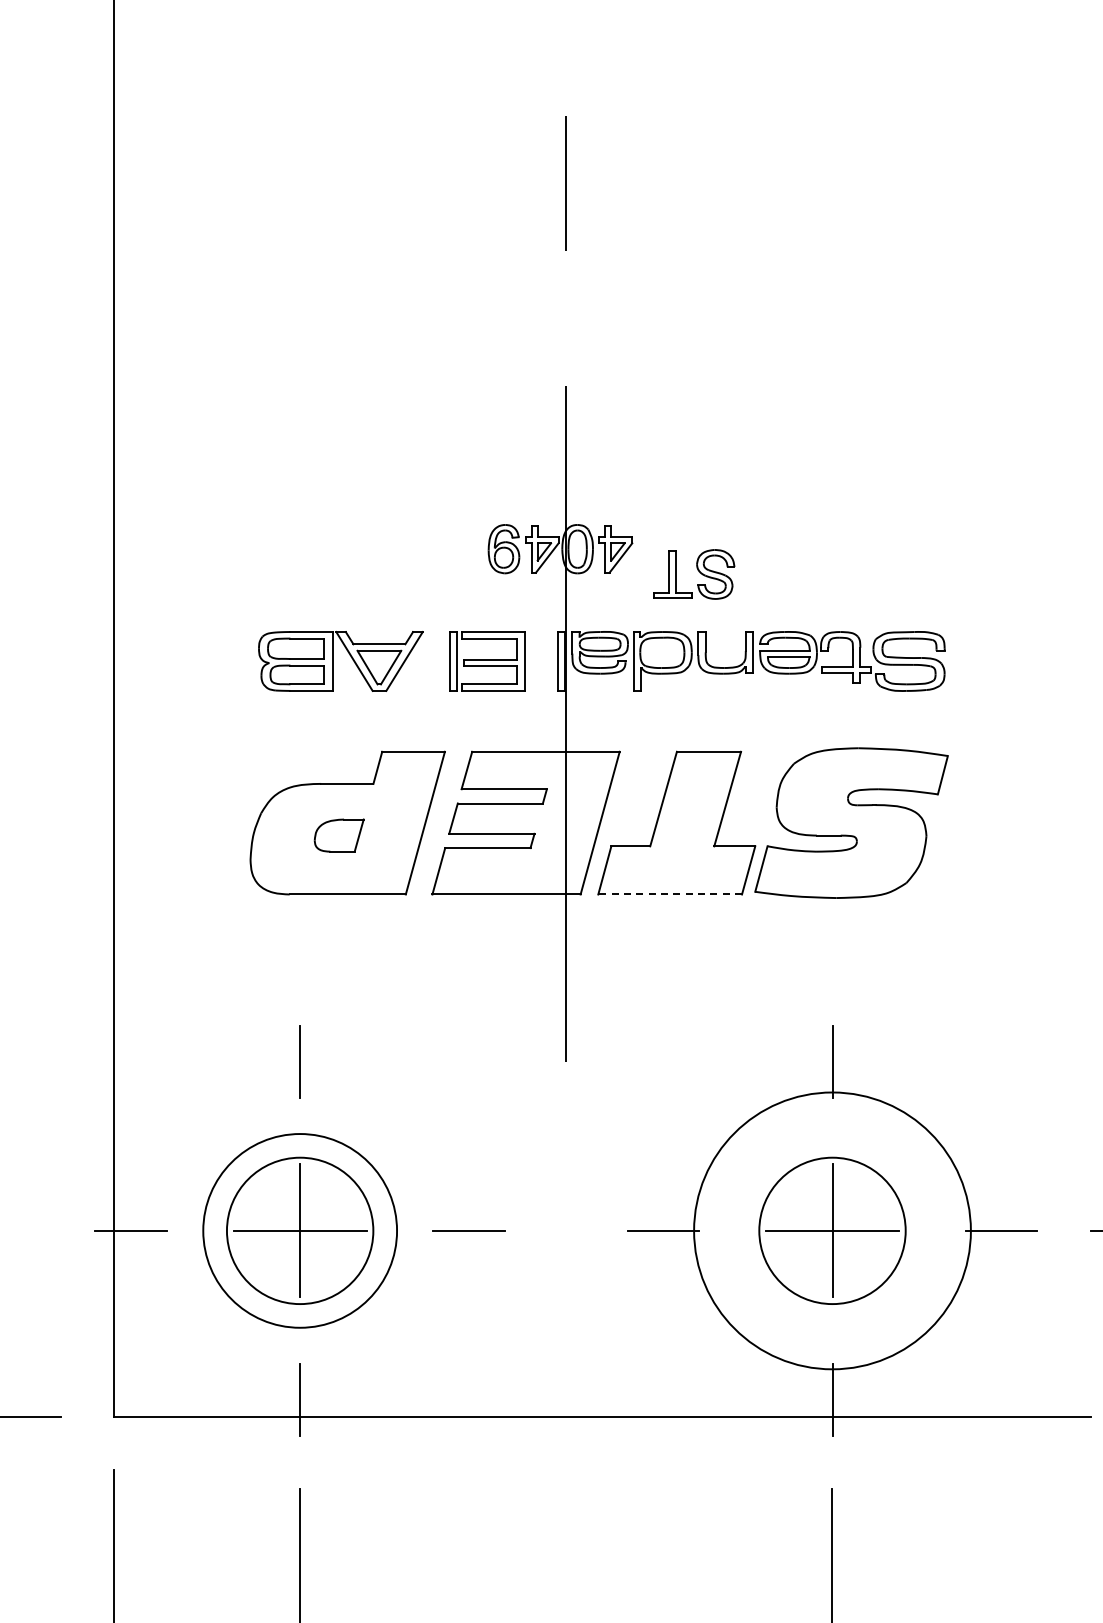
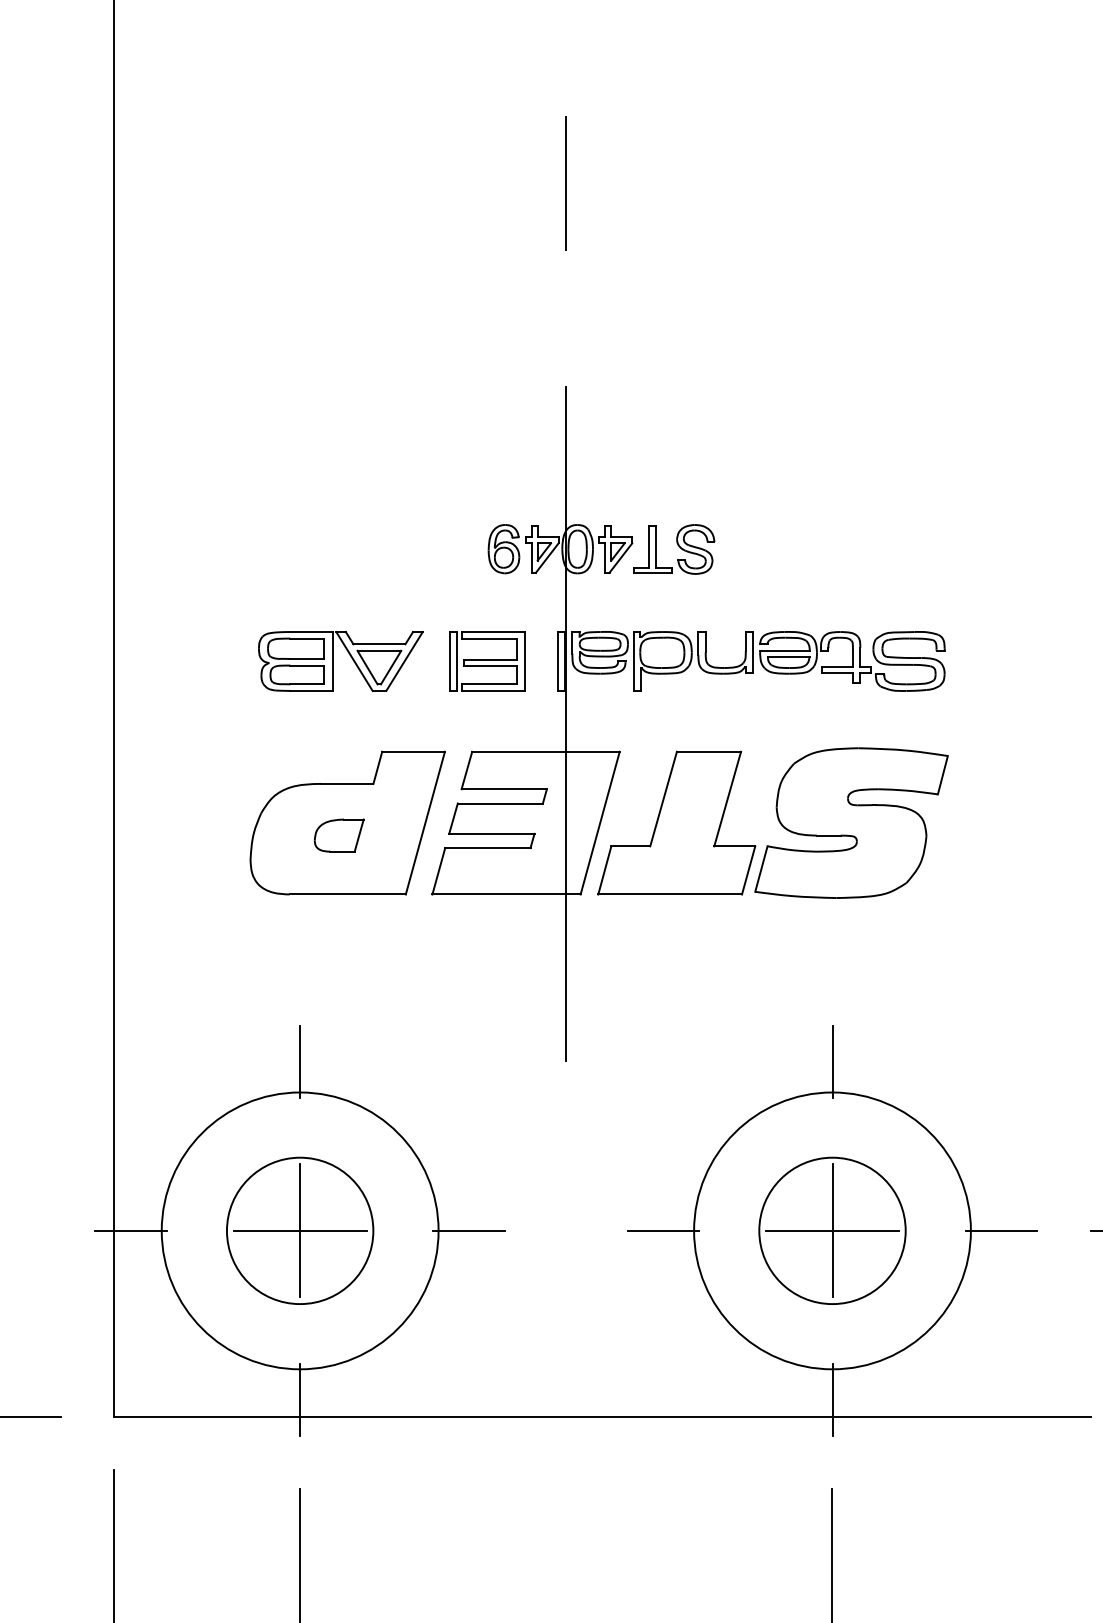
part position: (694, 574) -> (674, 549) (674, 549)
line: dashed -> solid (670, 894)
circle diameter: 194 px -> 277 px (299, 1230)
